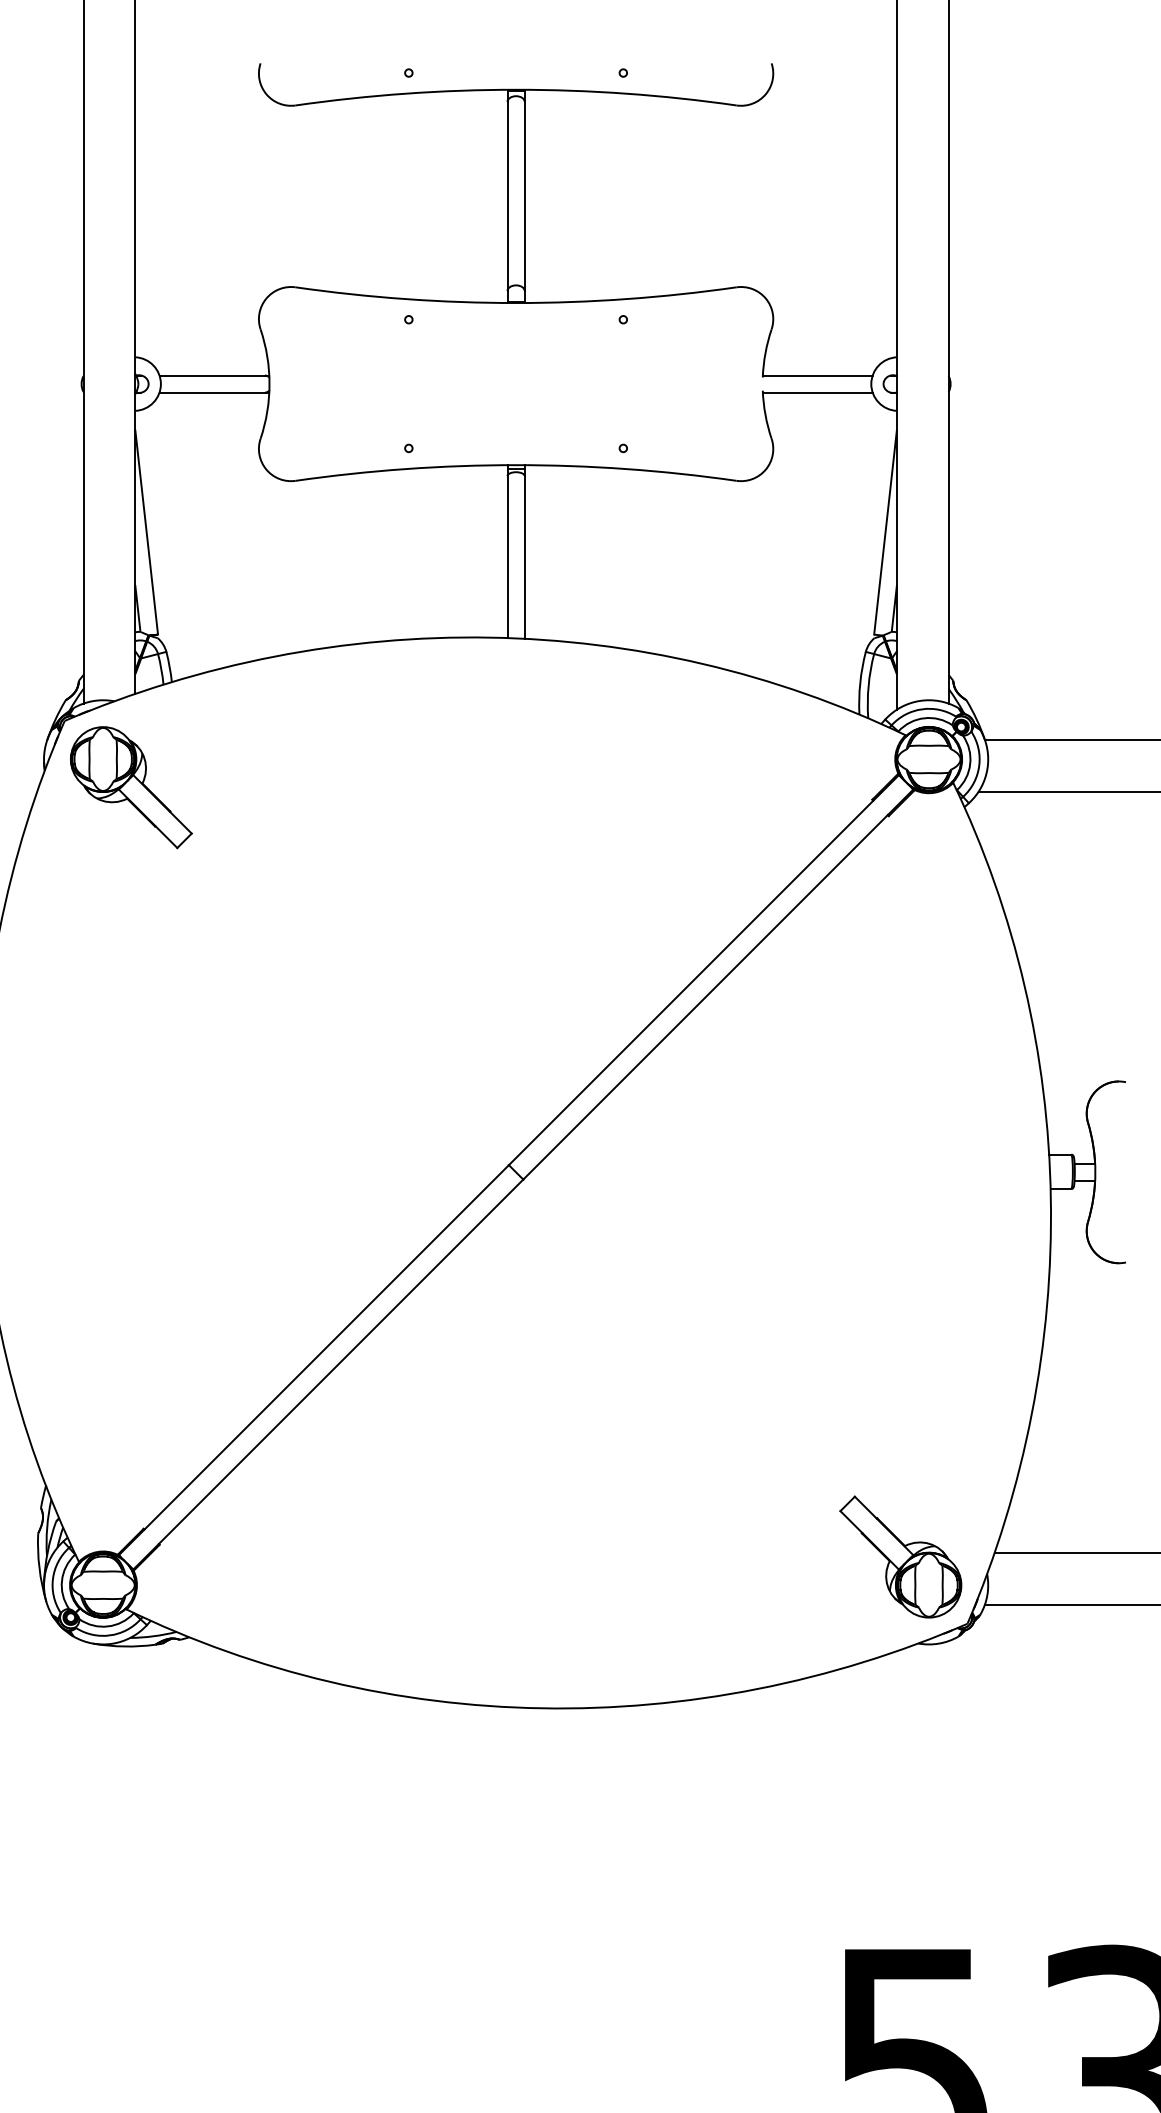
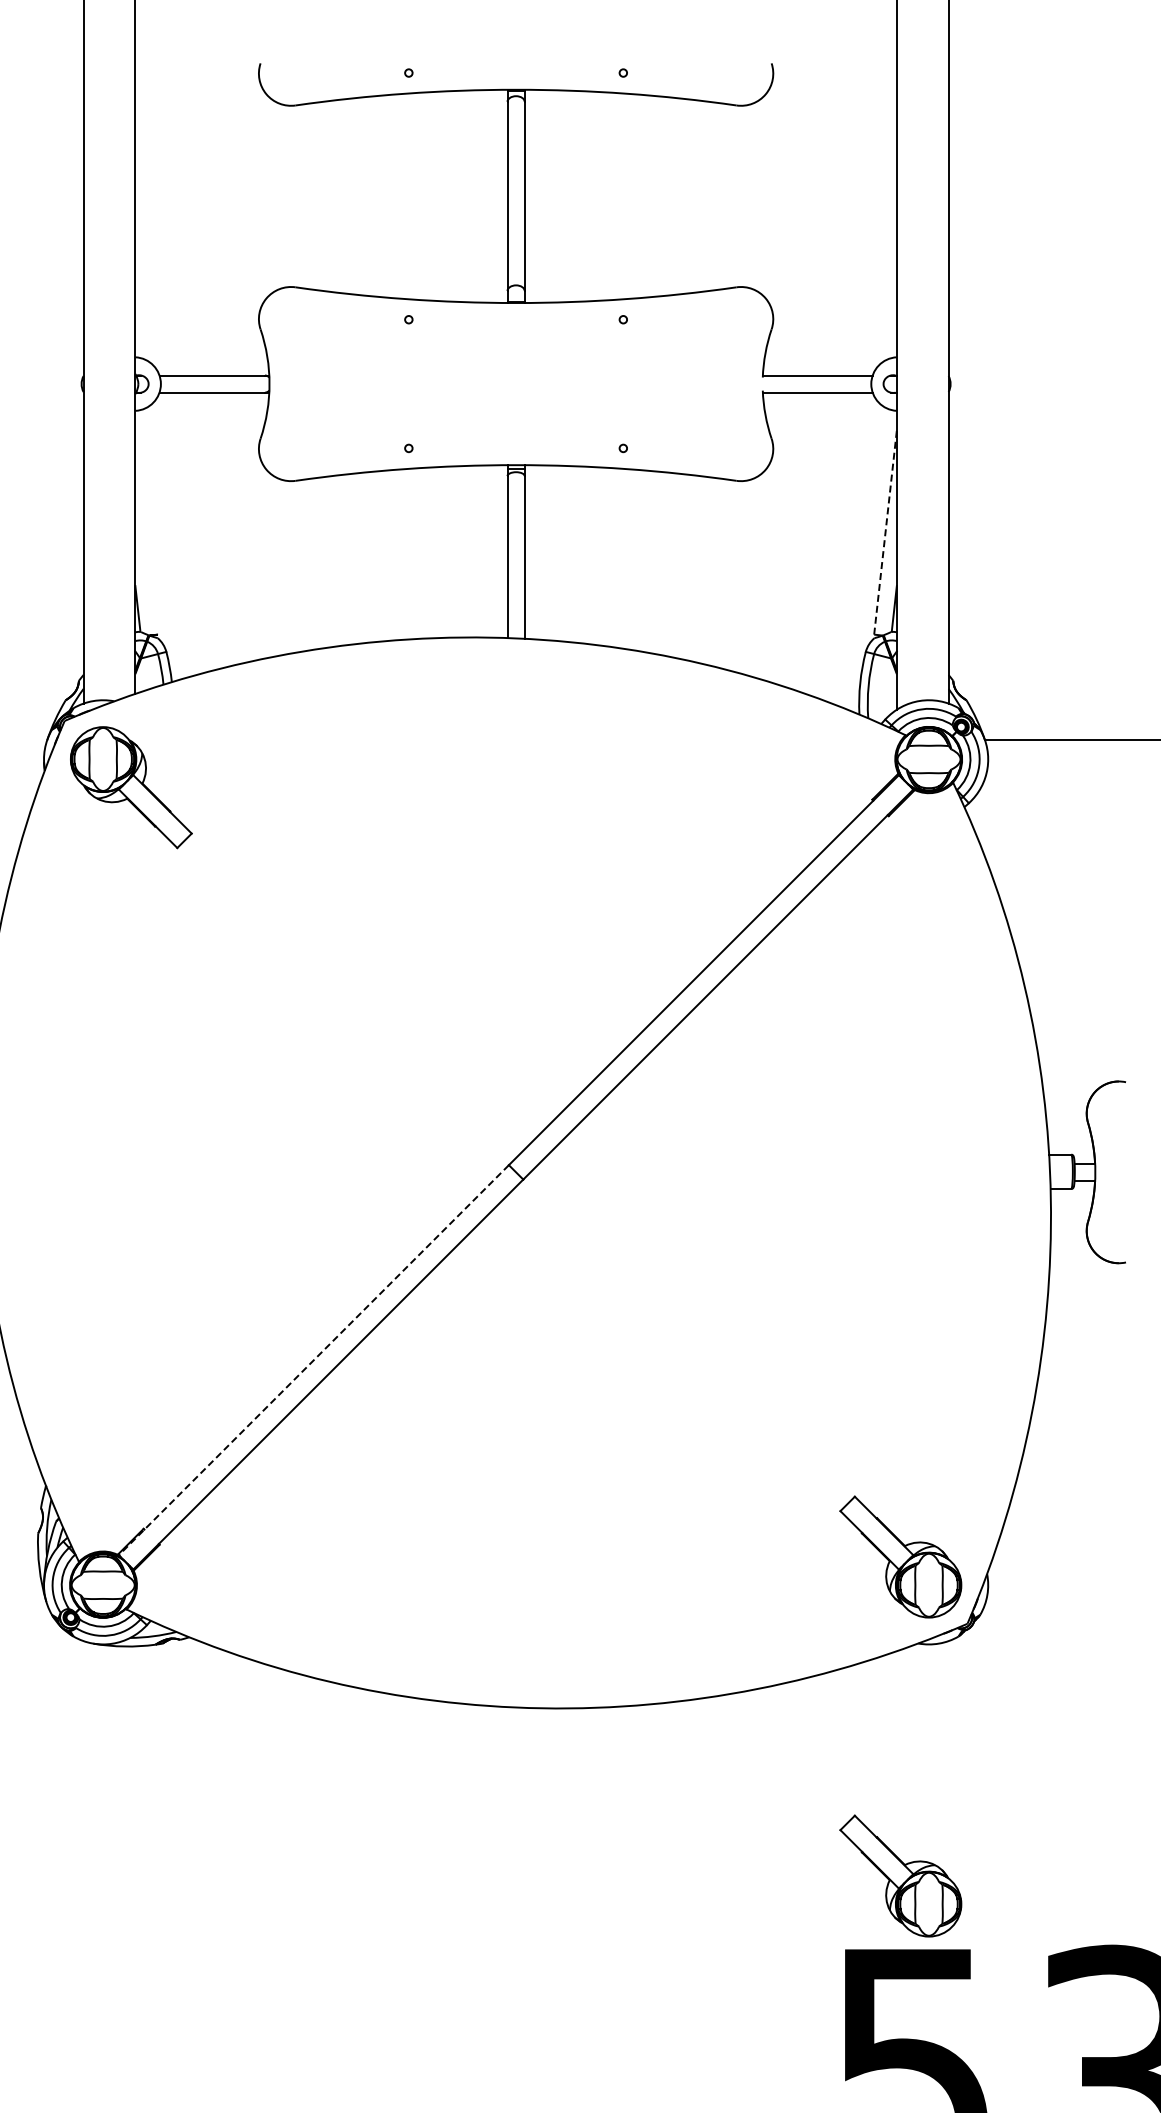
line: present -> none (146, 532)
line: solid -> dashed (885, 532)
line: present -> none (1067, 791)
line: solid -> dashed (313, 1360)
line: present -> none (1075, 1553)
line: present -> none (1070, 1604)
part: none -> present (900, 1875)
